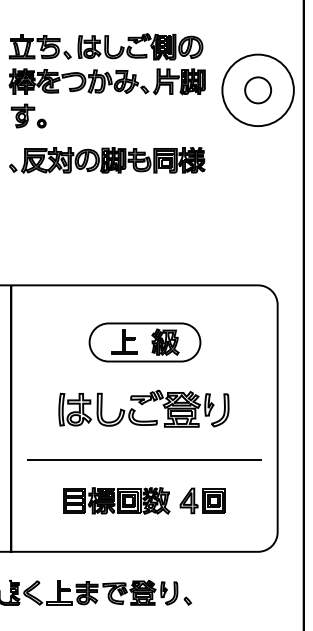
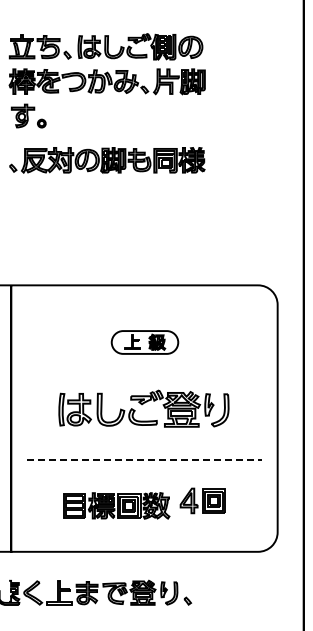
part: present -> none (257, 89)
part size: 114x41 px -> 70x25 px (144, 342)
line: solid -> dashed (144, 459)
part position: (116, 500) -> (116, 505) (116, 505)
